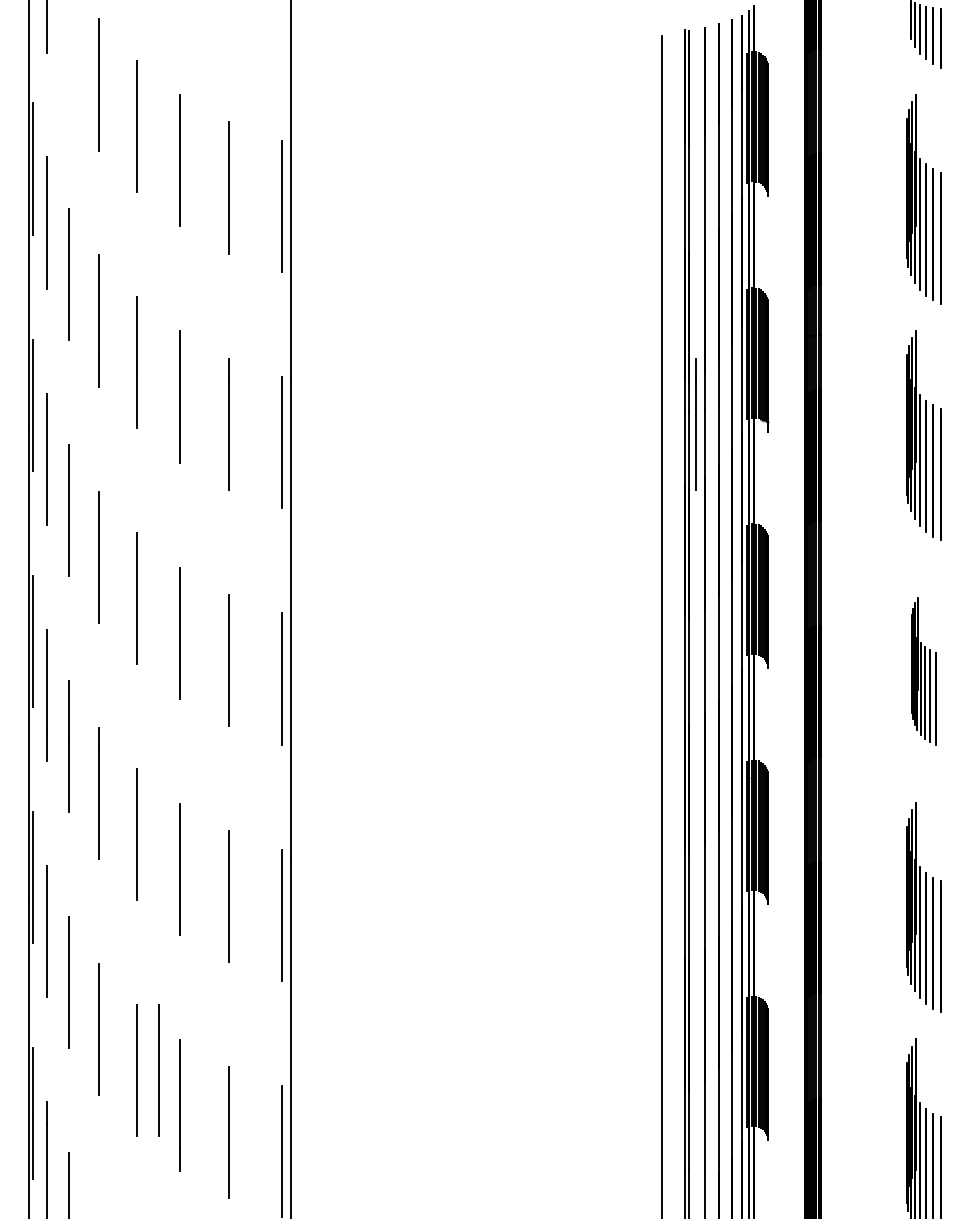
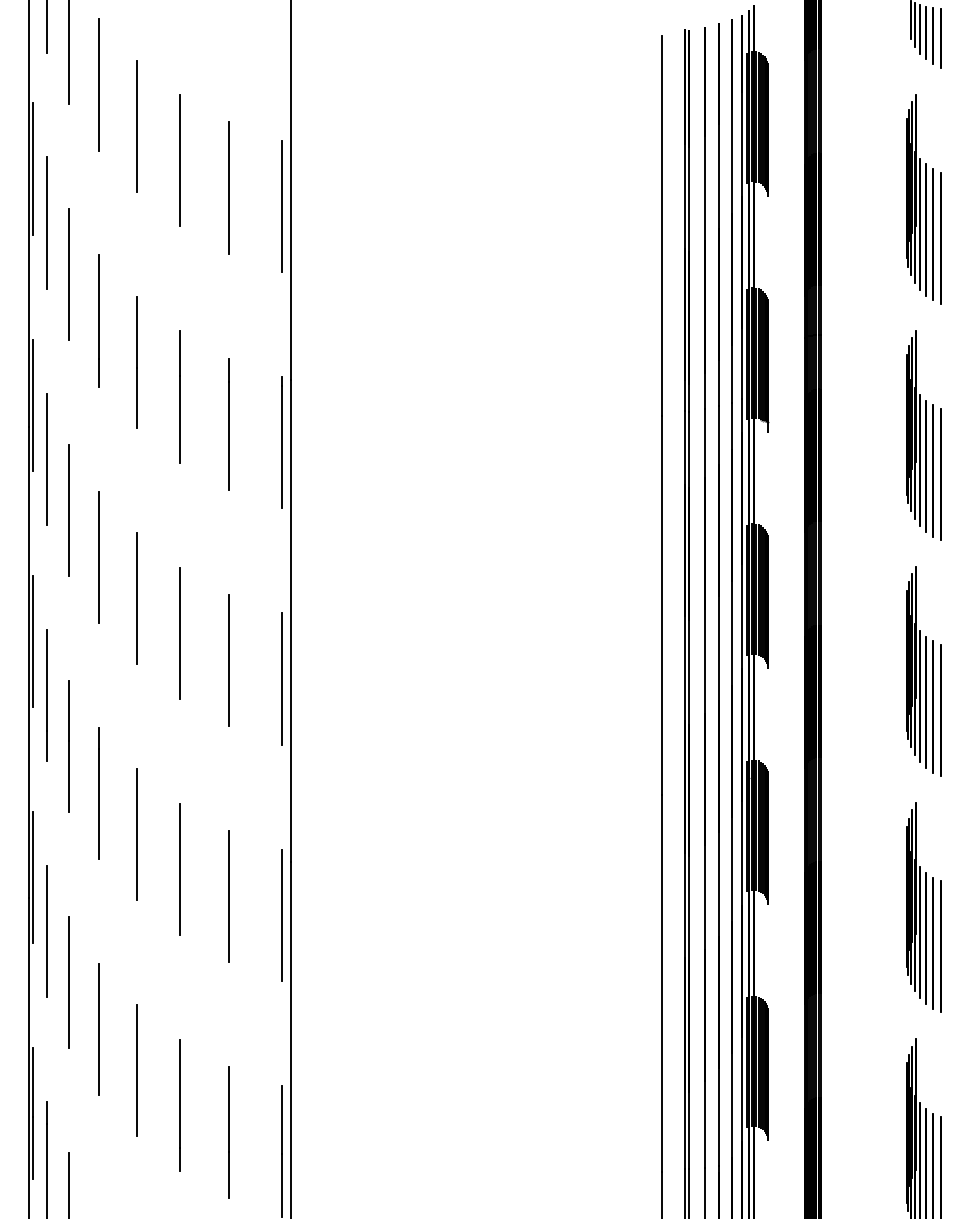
line: none -> present (69, 52)
line: present -> none (695, 424)
part size: 26x149 px -> 36x211 px (923, 671)
line: present -> none (158, 1070)
